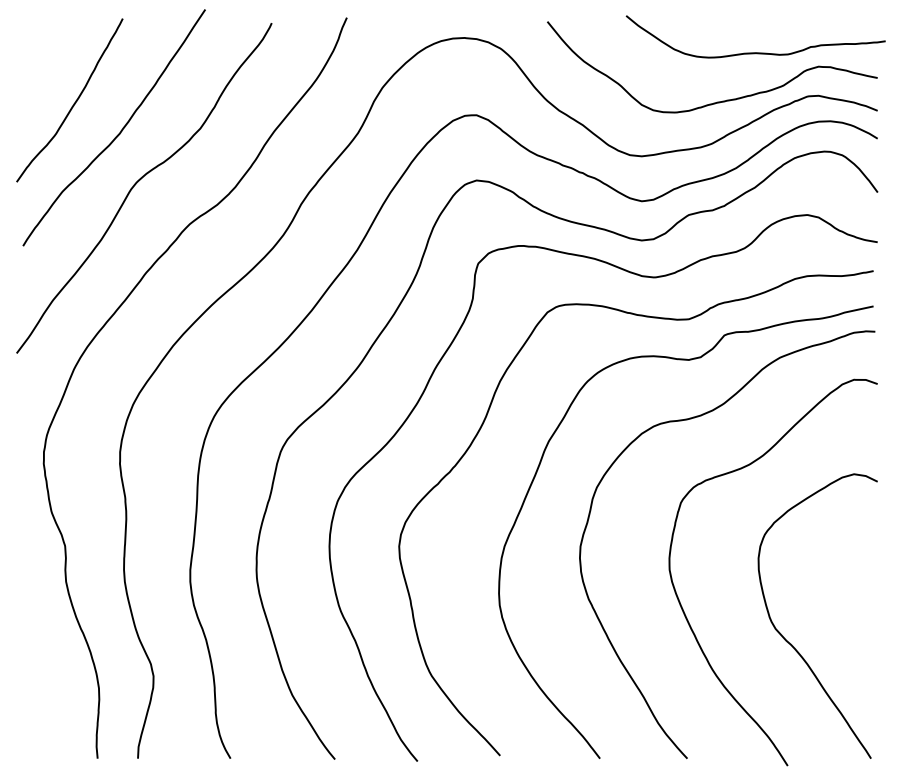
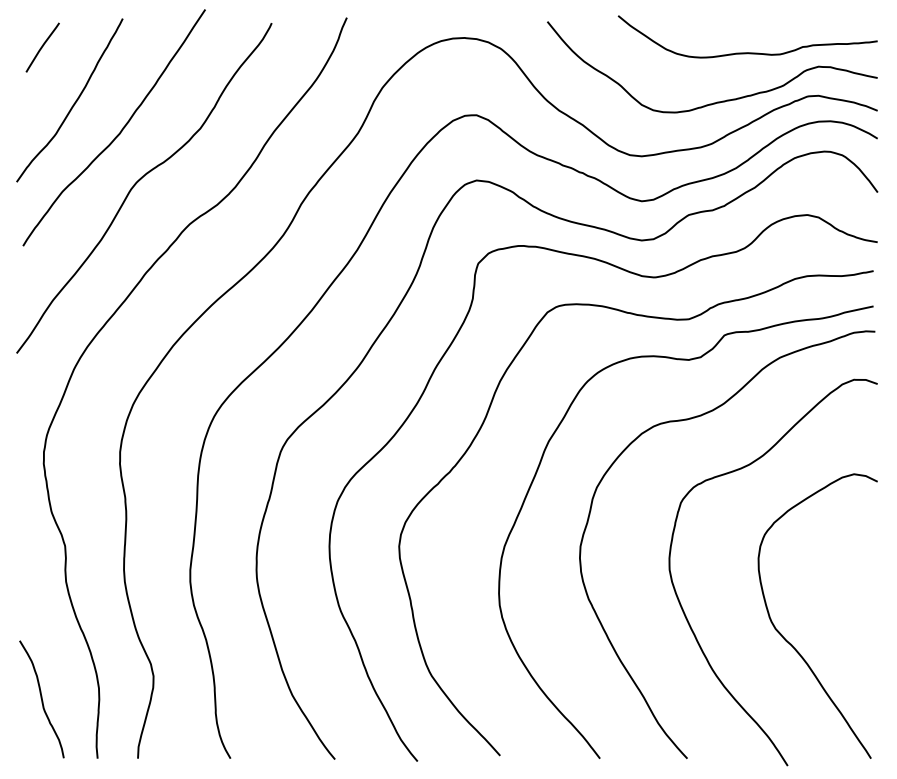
curve: none -> present (42, 47)
curve position: (755, 52) -> (747, 52) (747, 52)
curve: none -> present (41, 699)
